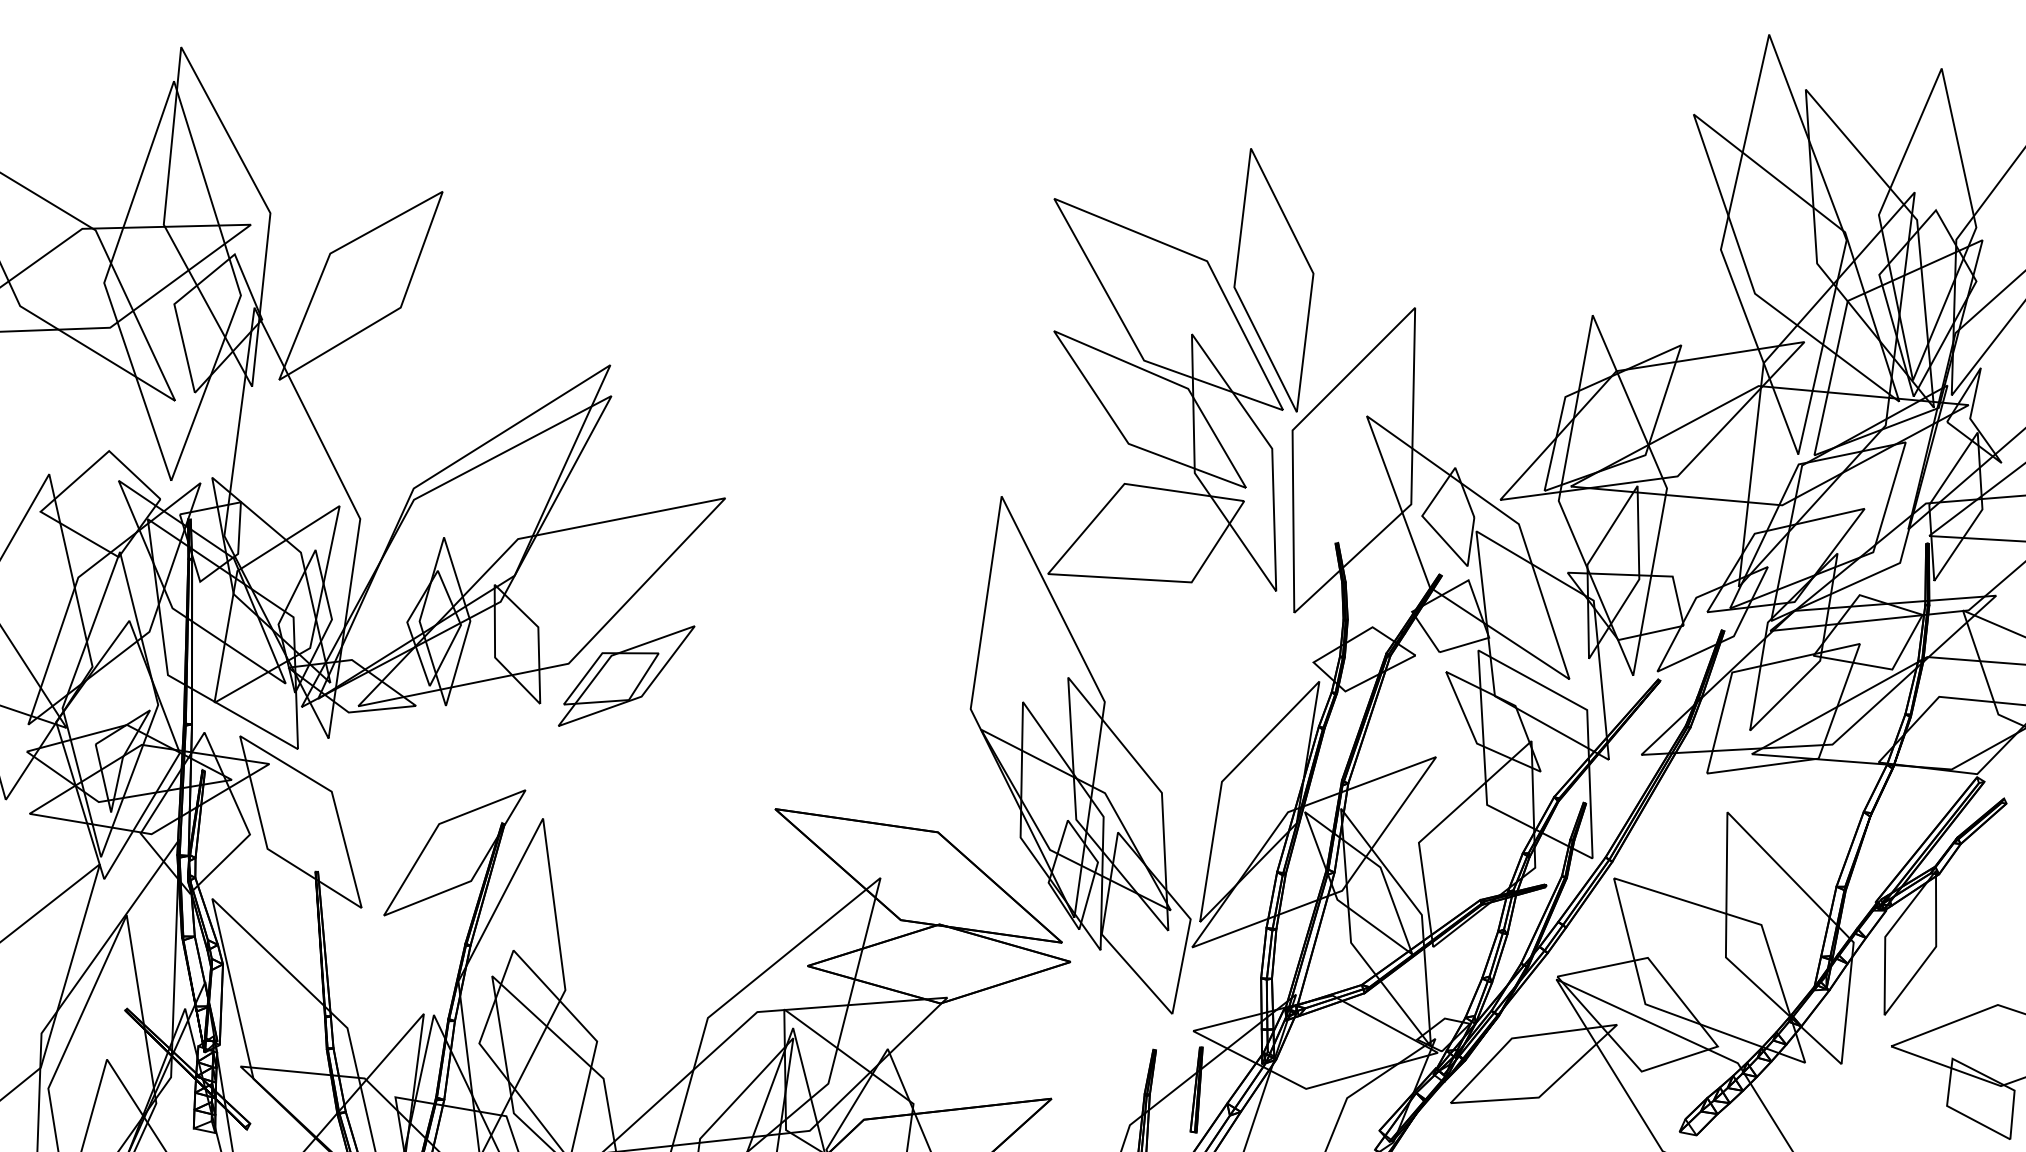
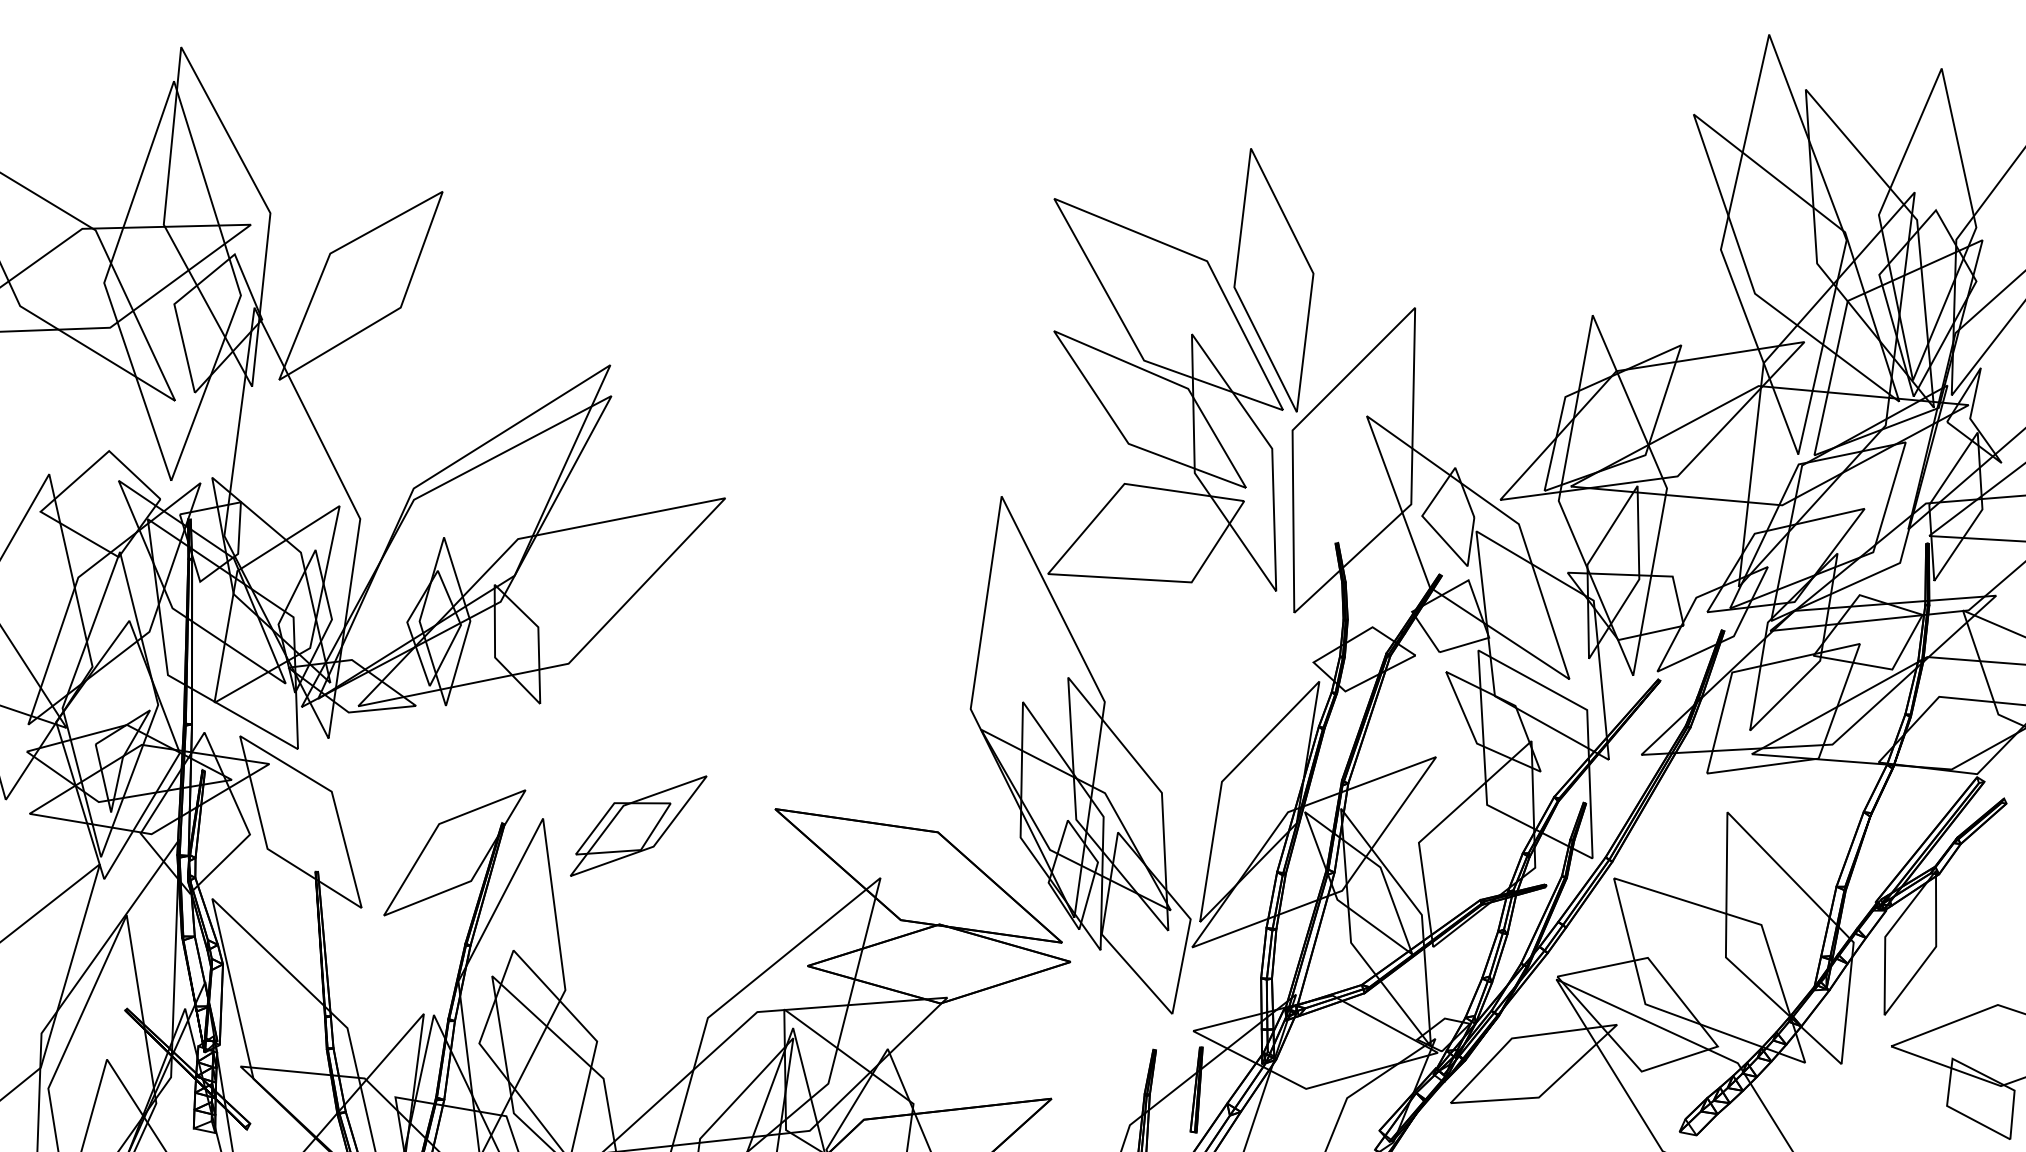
part position: (626, 675) -> (638, 825) (638, 825)
